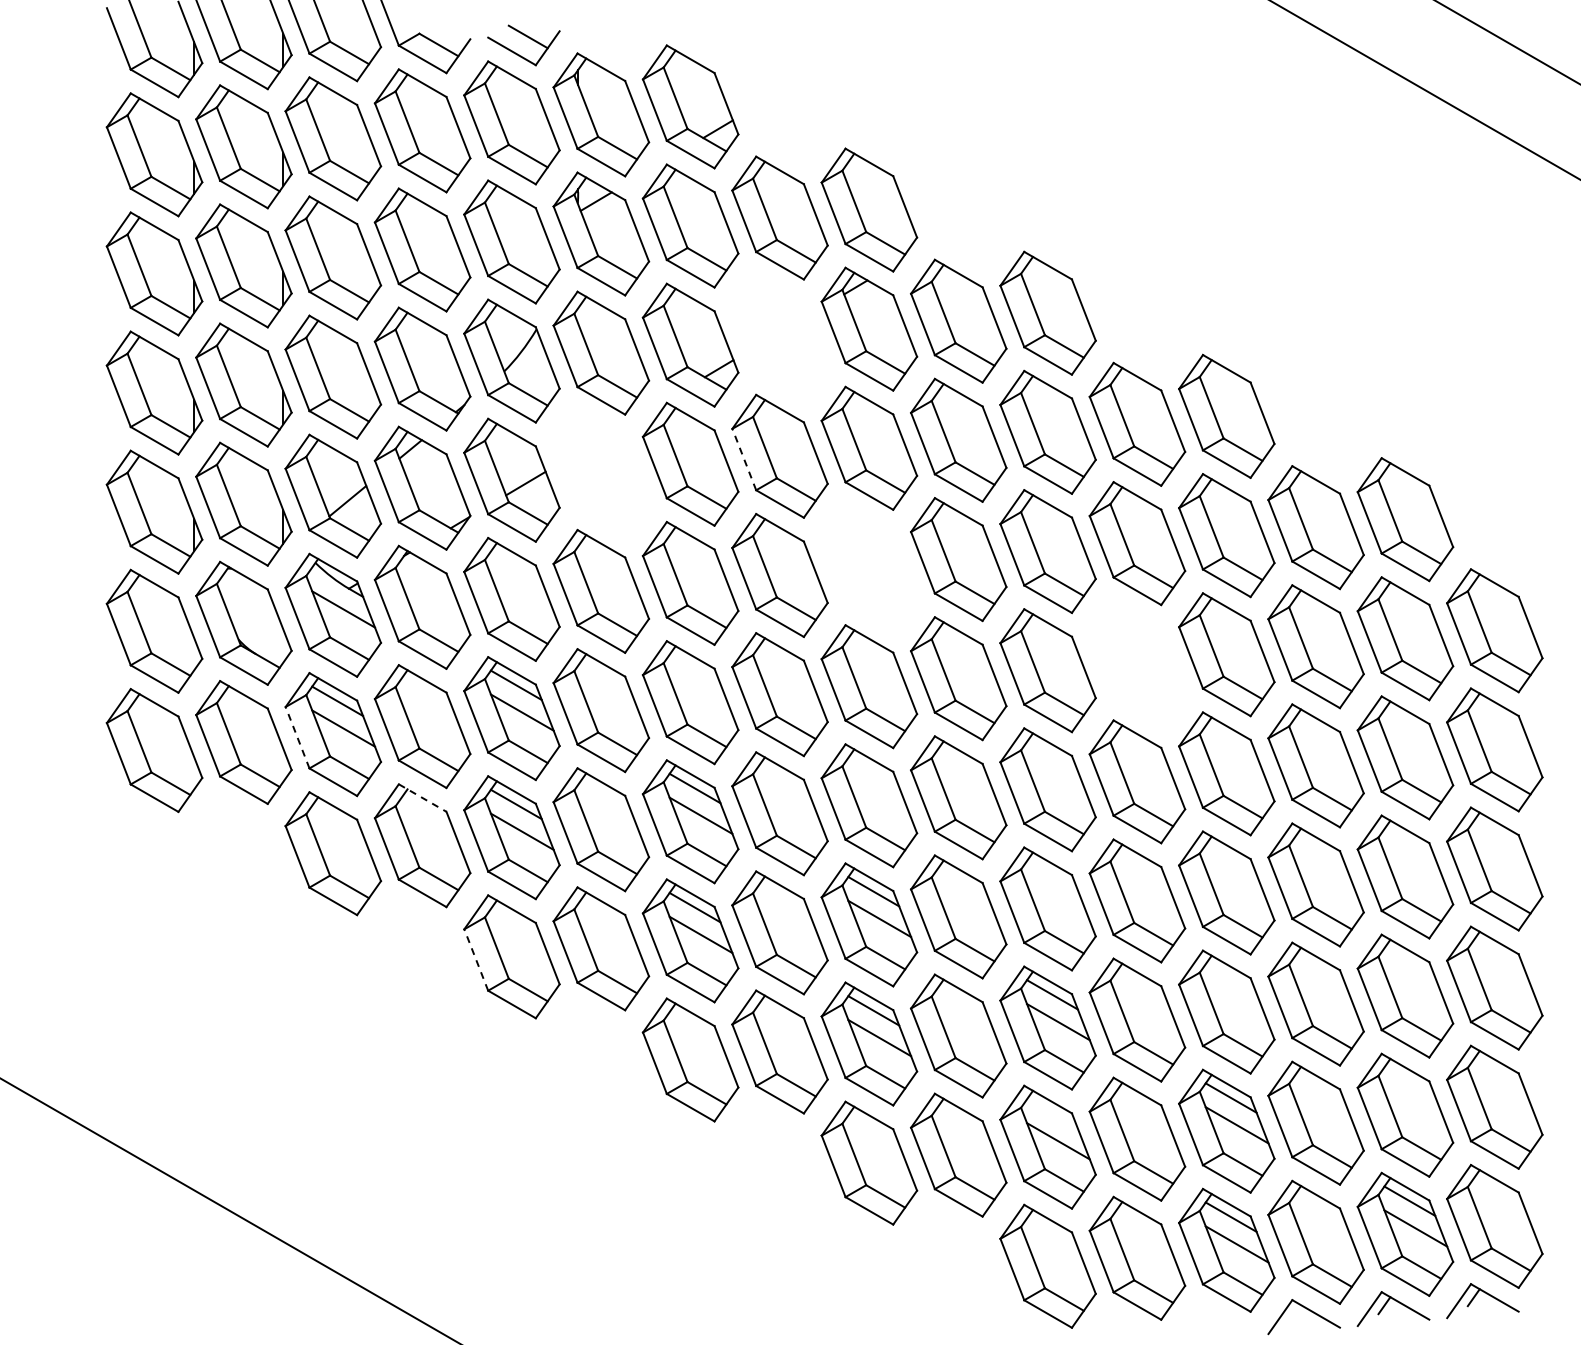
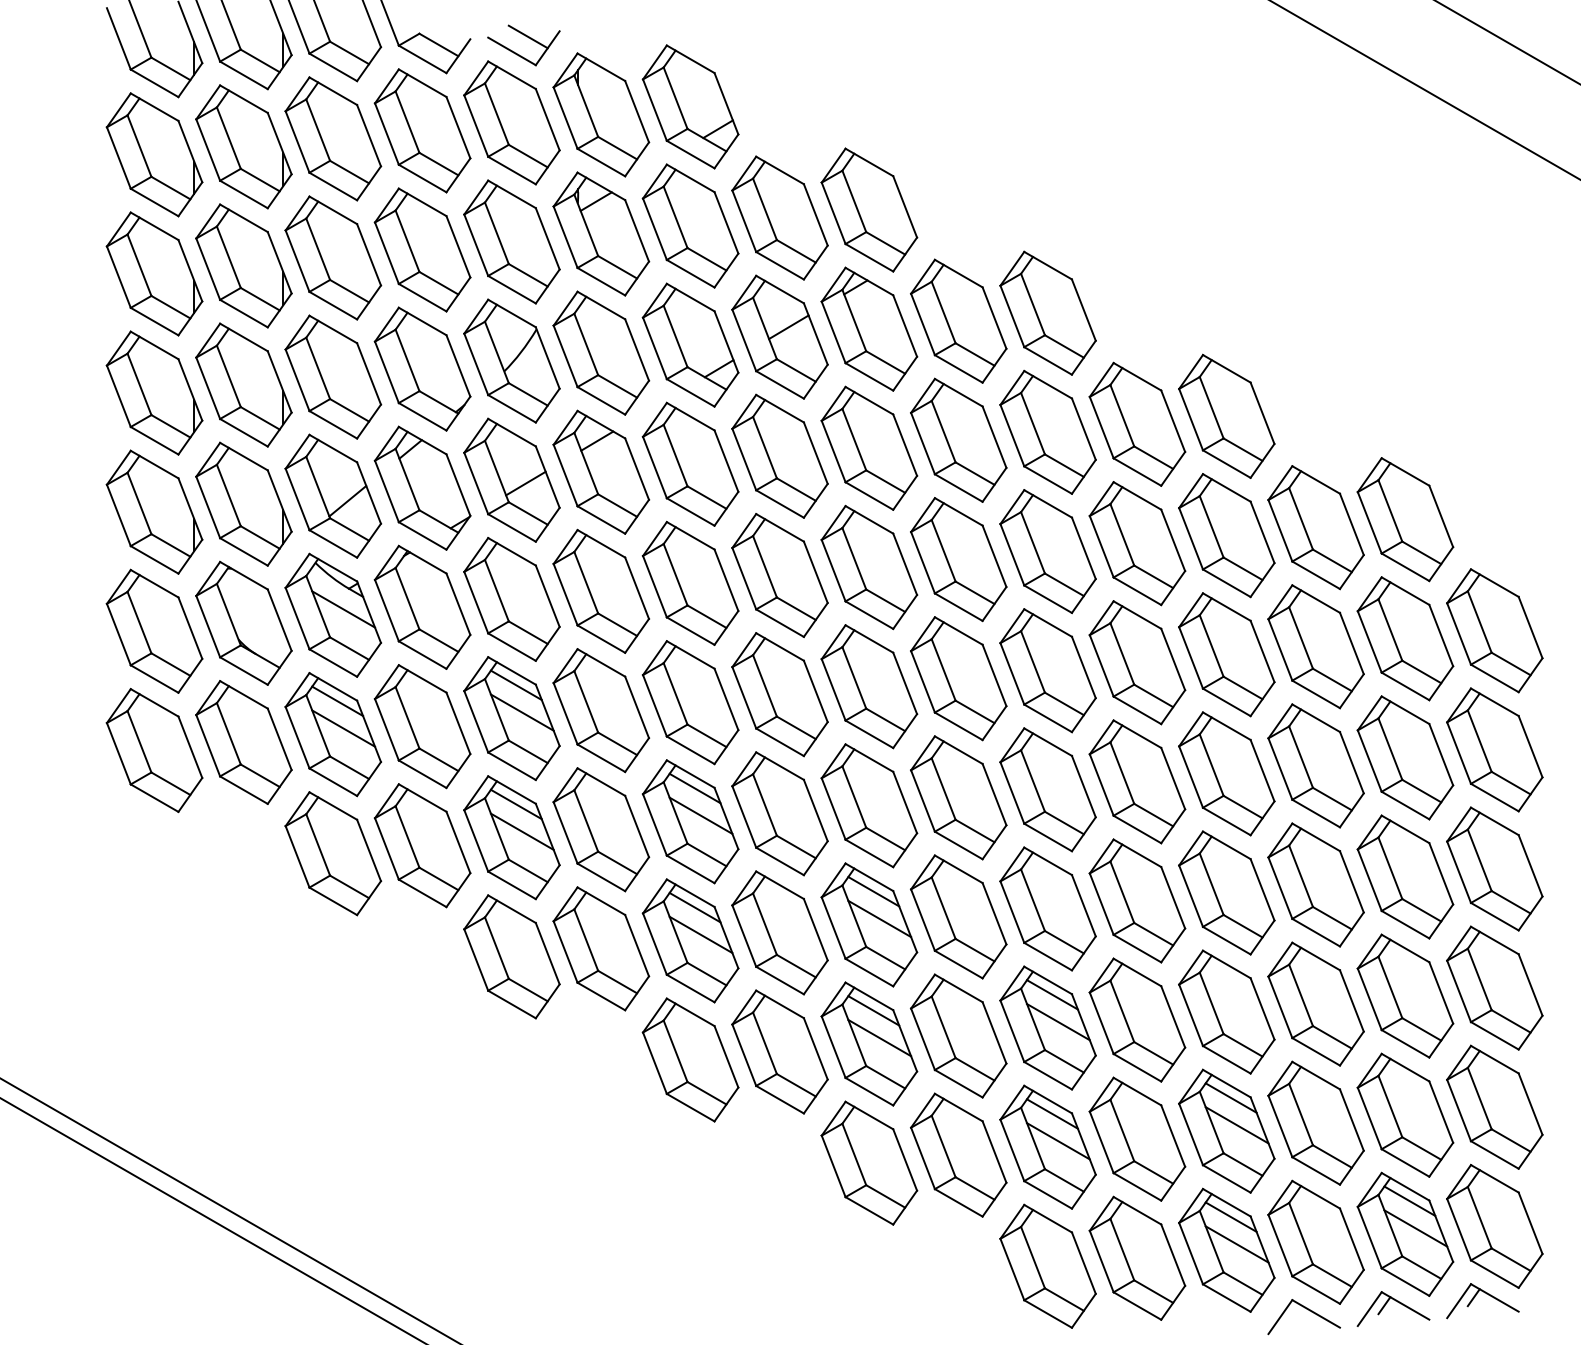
part: none -> present (779, 336)
line: dashed -> solid (744, 459)
part: none -> present (601, 471)
part: none -> present (869, 567)
part: none -> present (1137, 662)
line: dashed -> solid (297, 737)
line: dashed -> solid (423, 798)
line: dashed -> solid (476, 960)
line: none -> present (1052, 1113)
line: none -> present (212, 1220)
